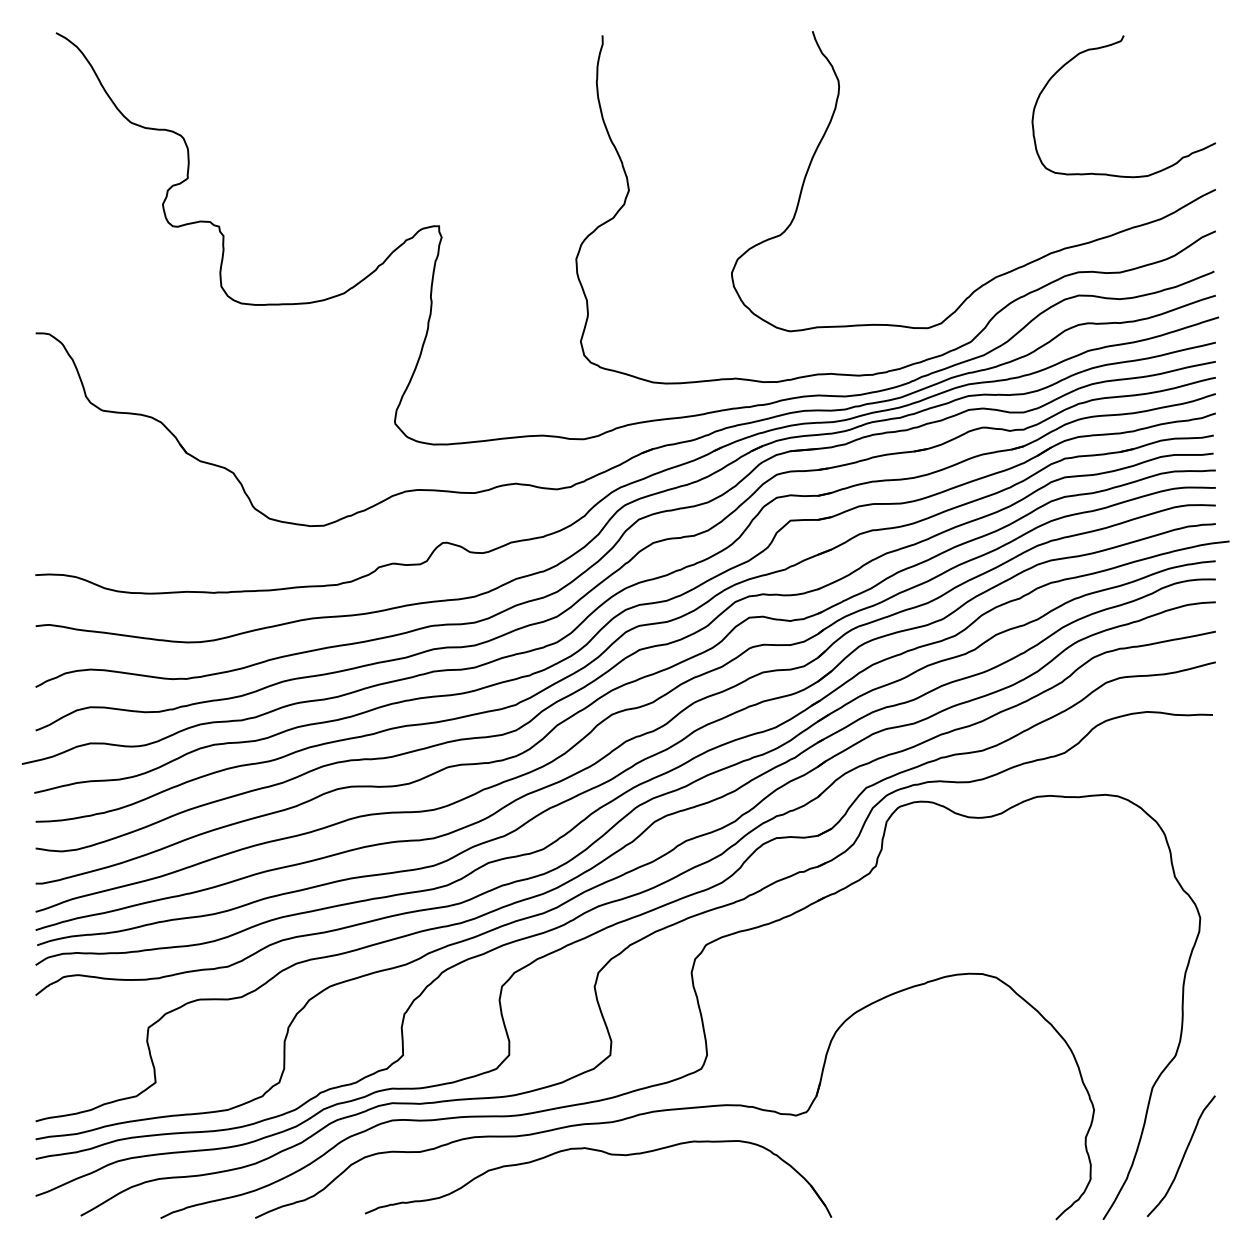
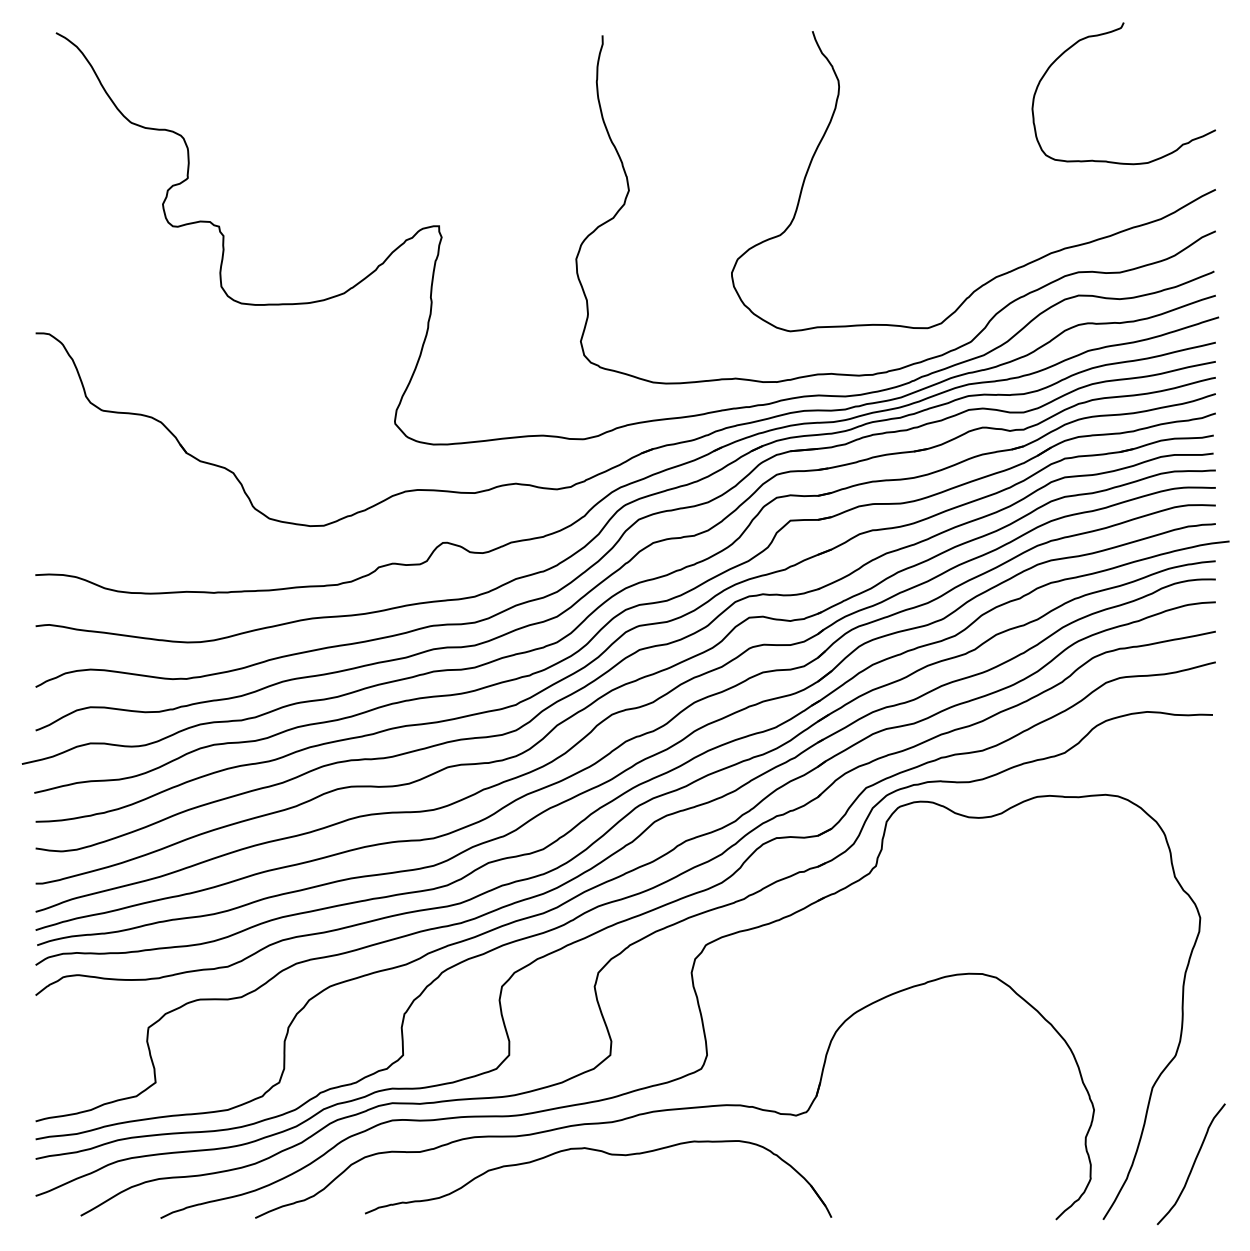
curve position: (1106, 47) -> (1106, 34) (1106, 34)
curve position: (1182, 1156) -> (1192, 1164) (1192, 1164)
